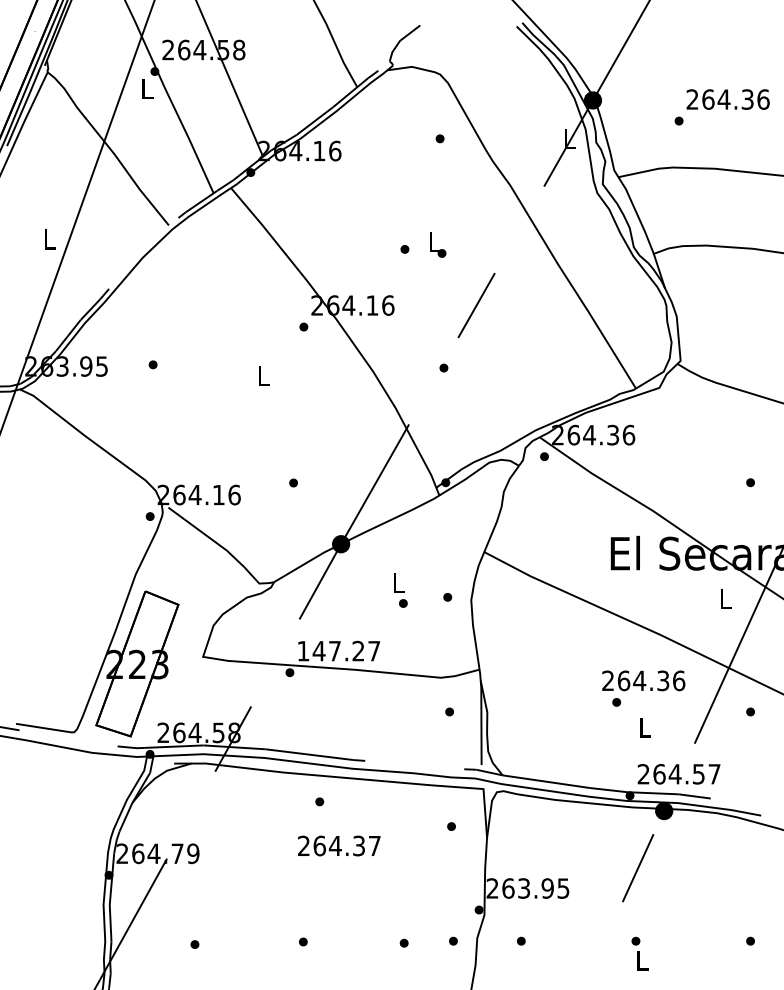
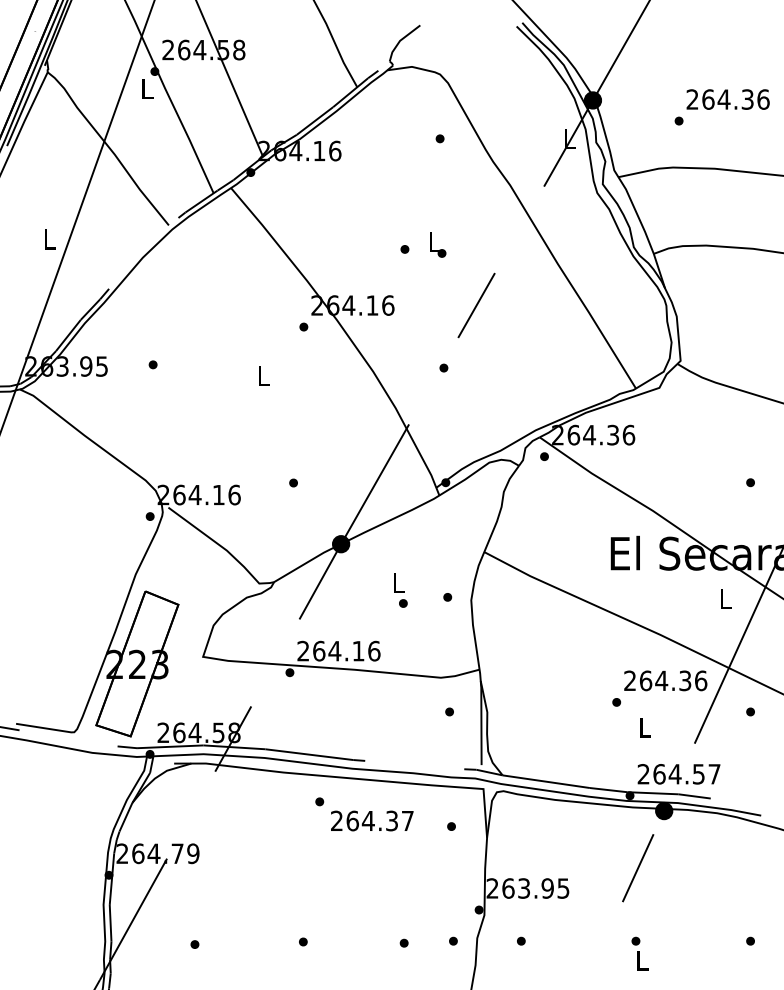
text: 147.27 -> 264.16 (338, 650)
text position: (643, 680) -> (665, 680) (665, 680)
text position: (339, 845) -> (372, 820) (372, 820)
